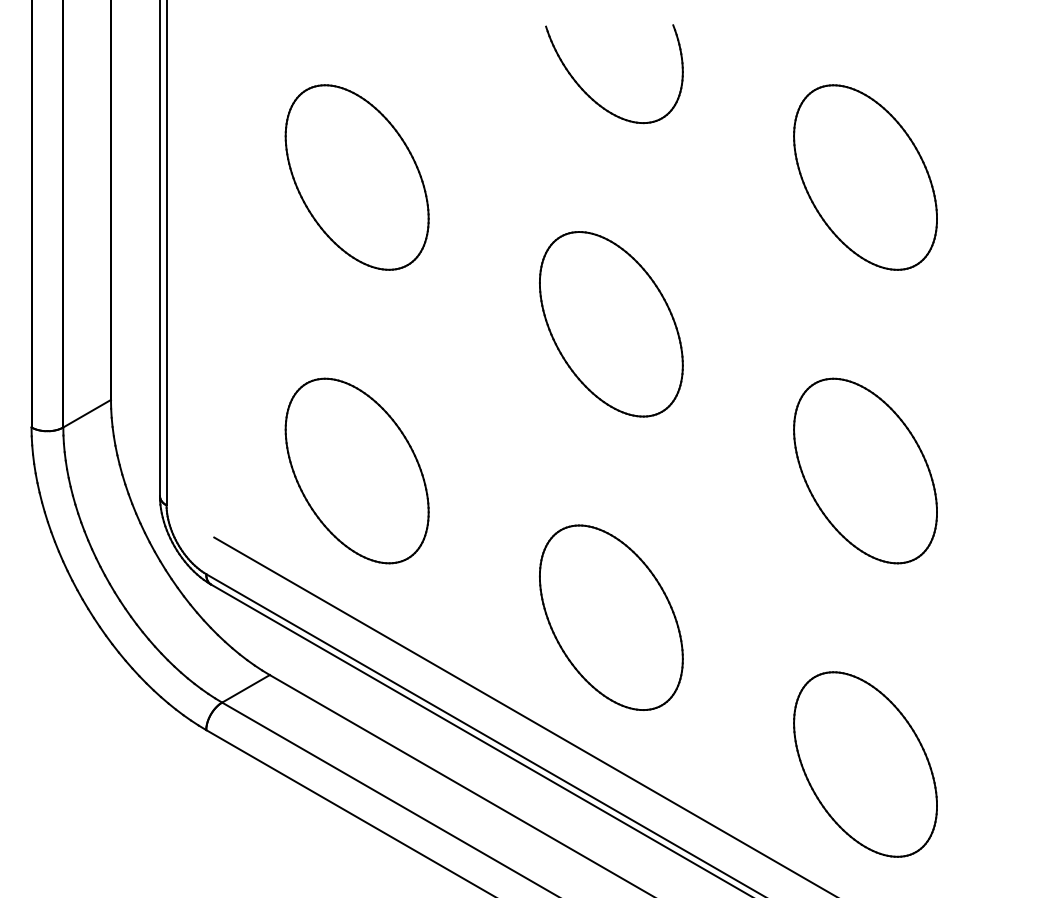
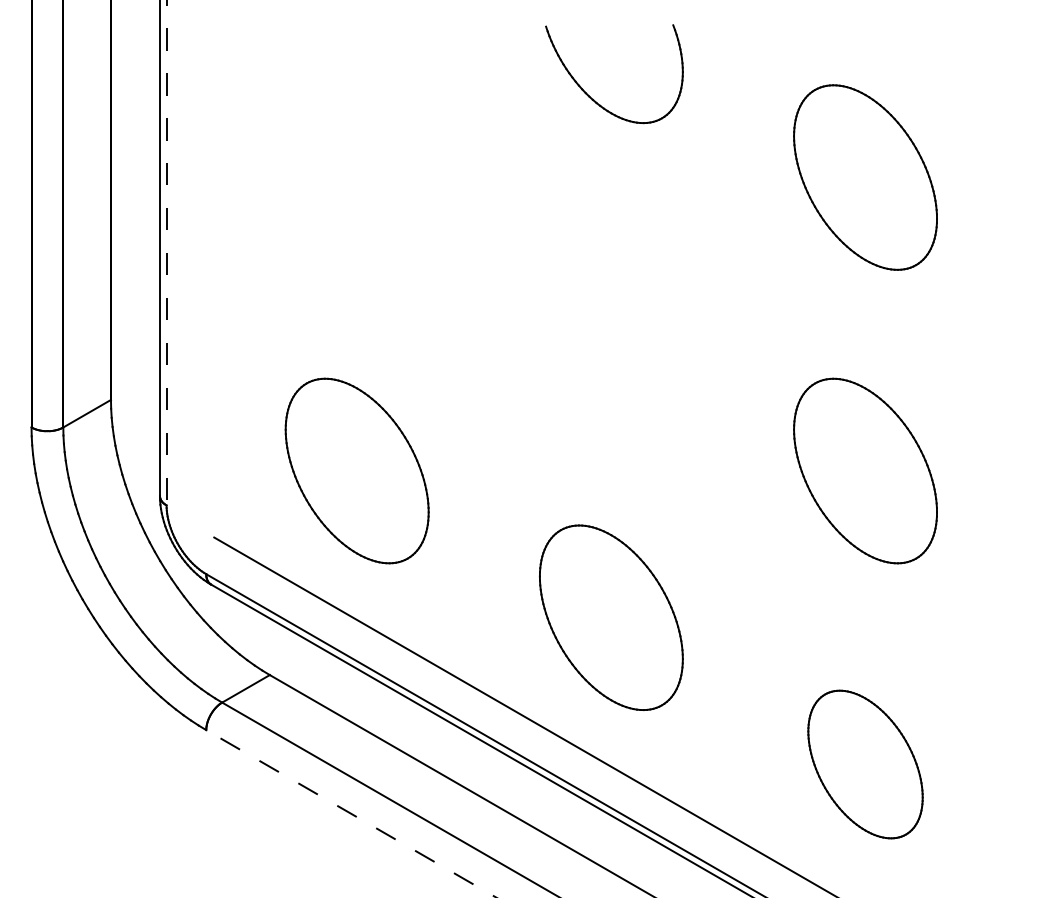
part: present -> none (356, 177)
line: solid -> dashed (166, 253)
part: present -> none (611, 324)
part size: 145x187 px -> 117x151 px (865, 764)
line: solid -> dashed (350, 813)
